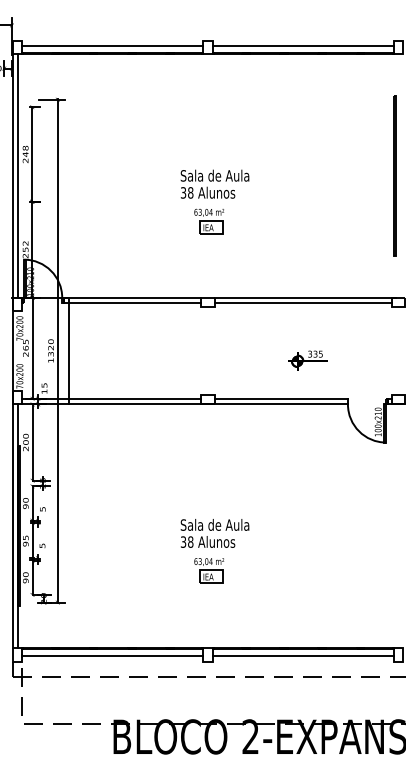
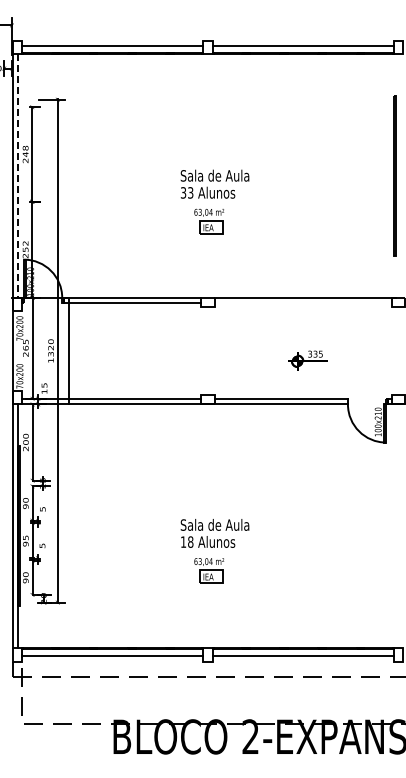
line: solid -> dashed (18, 175)
text: 38 -> 33 (190, 192)
line: present -> none (302, 303)
text: 38 -> 18 (183, 541)
